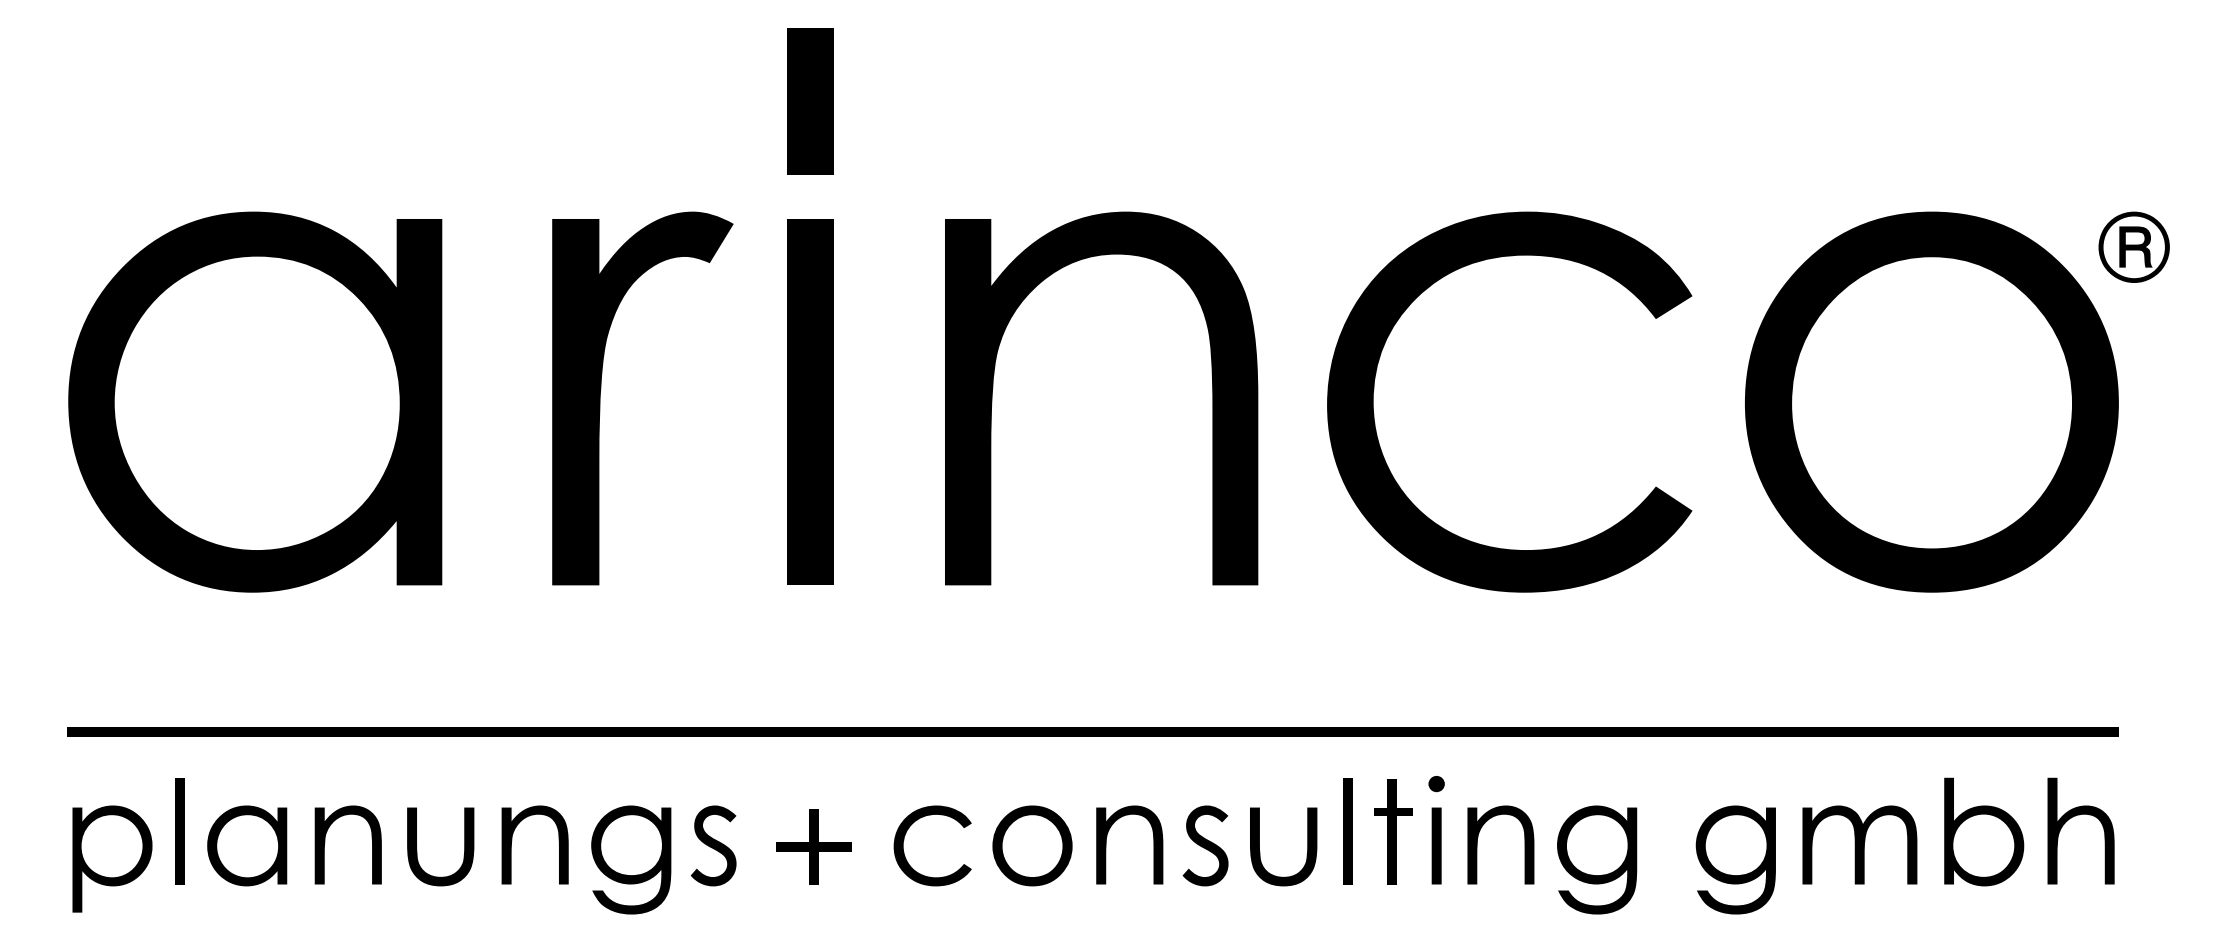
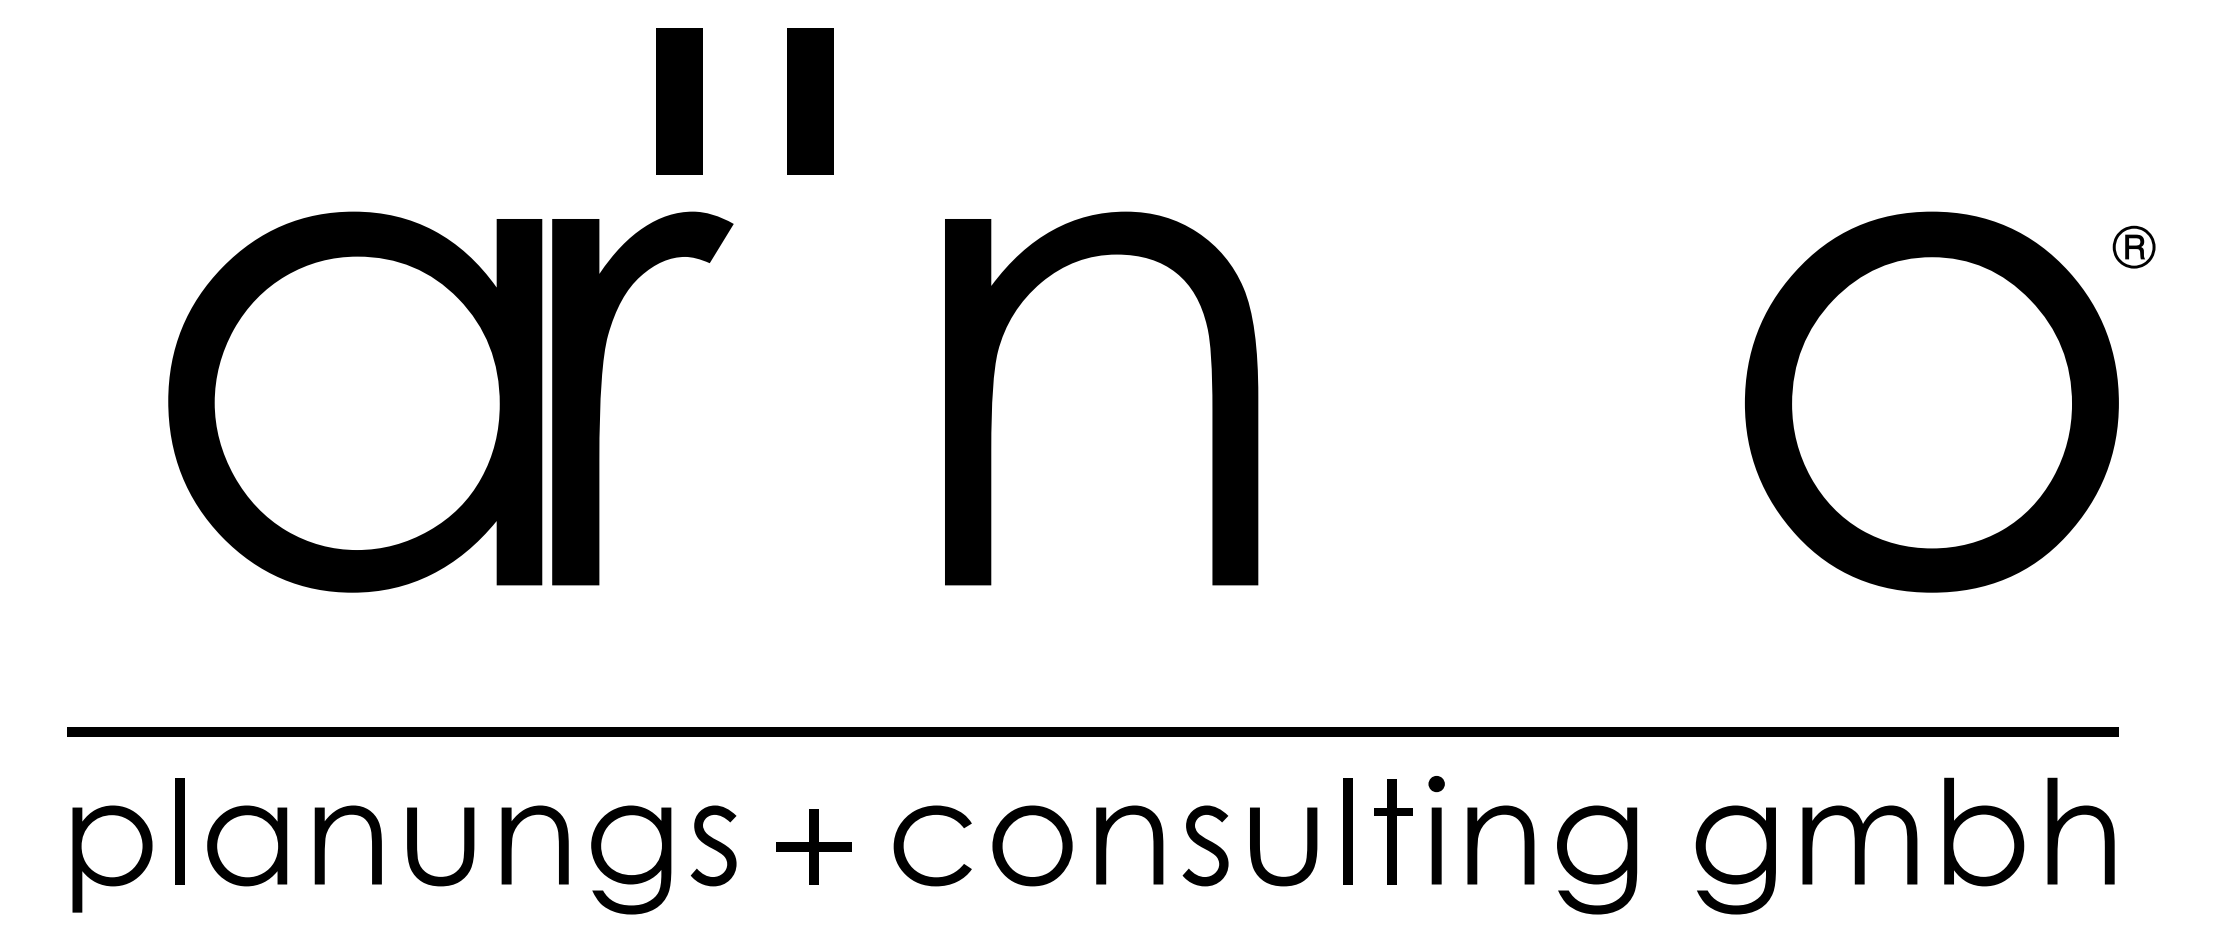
part: none -> present (679, 101)
part size: 72x72 px -> 44x44 px (2133, 246)
part position: (255, 401) -> (355, 401) (355, 401)
fill: present -> none (810, 401)
fill: present -> none (1509, 401)
